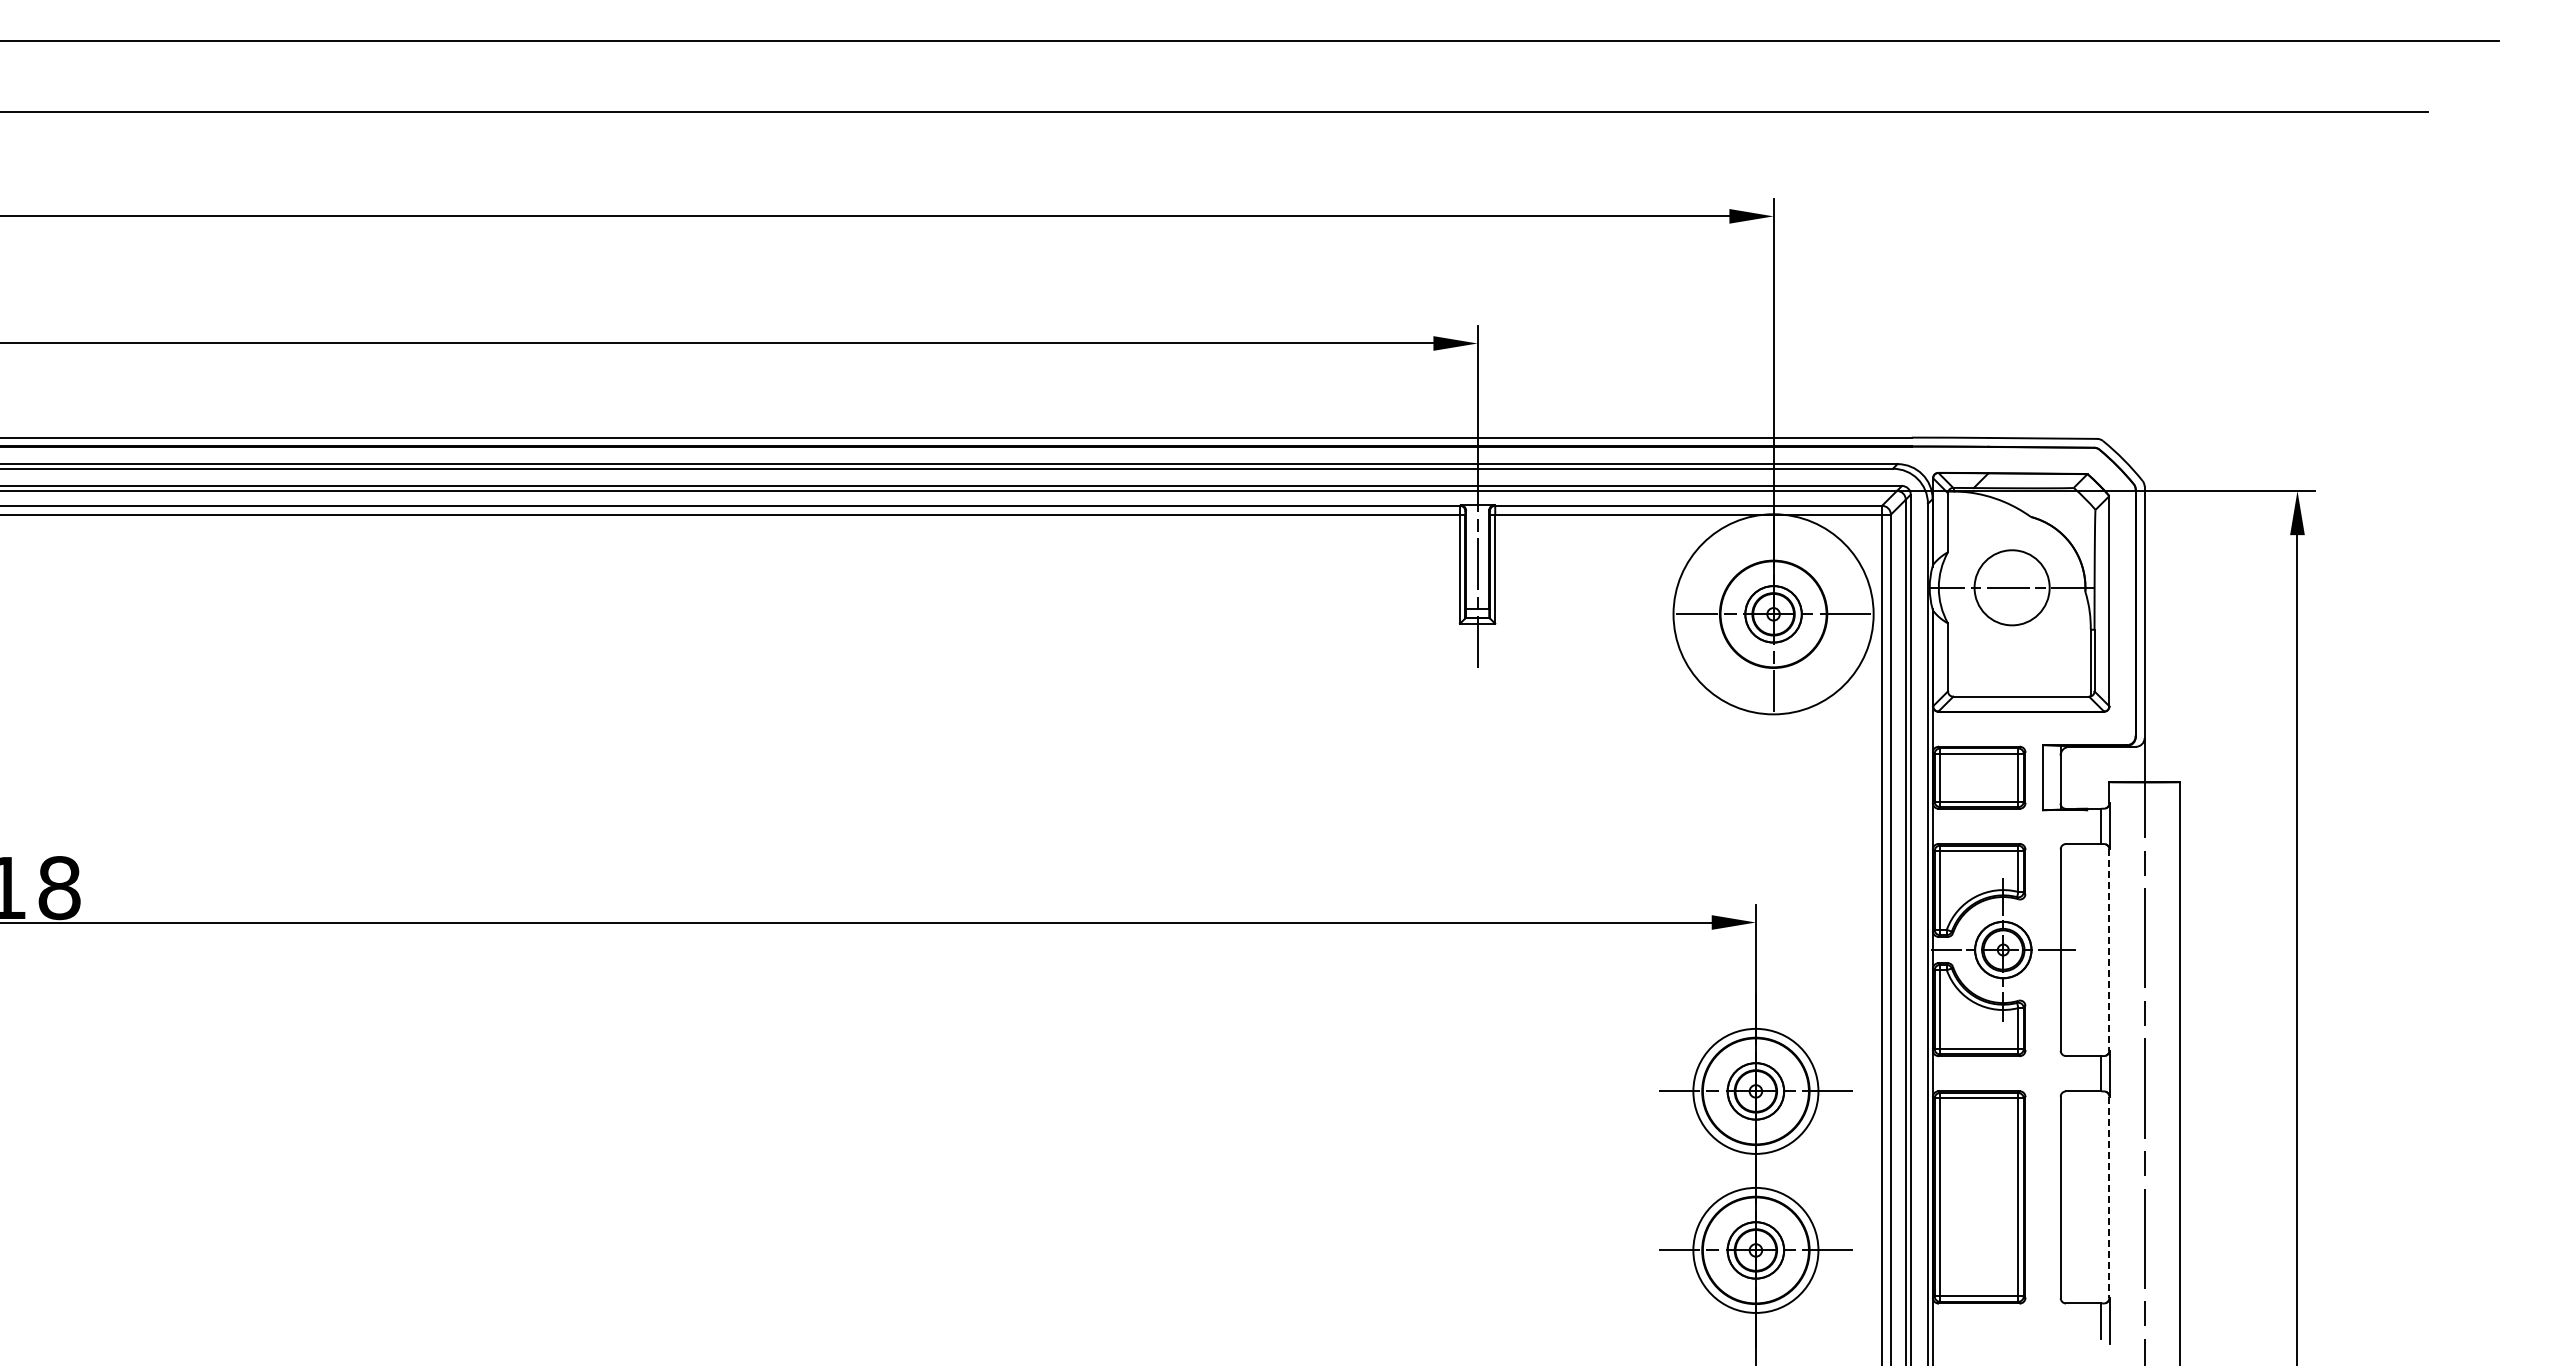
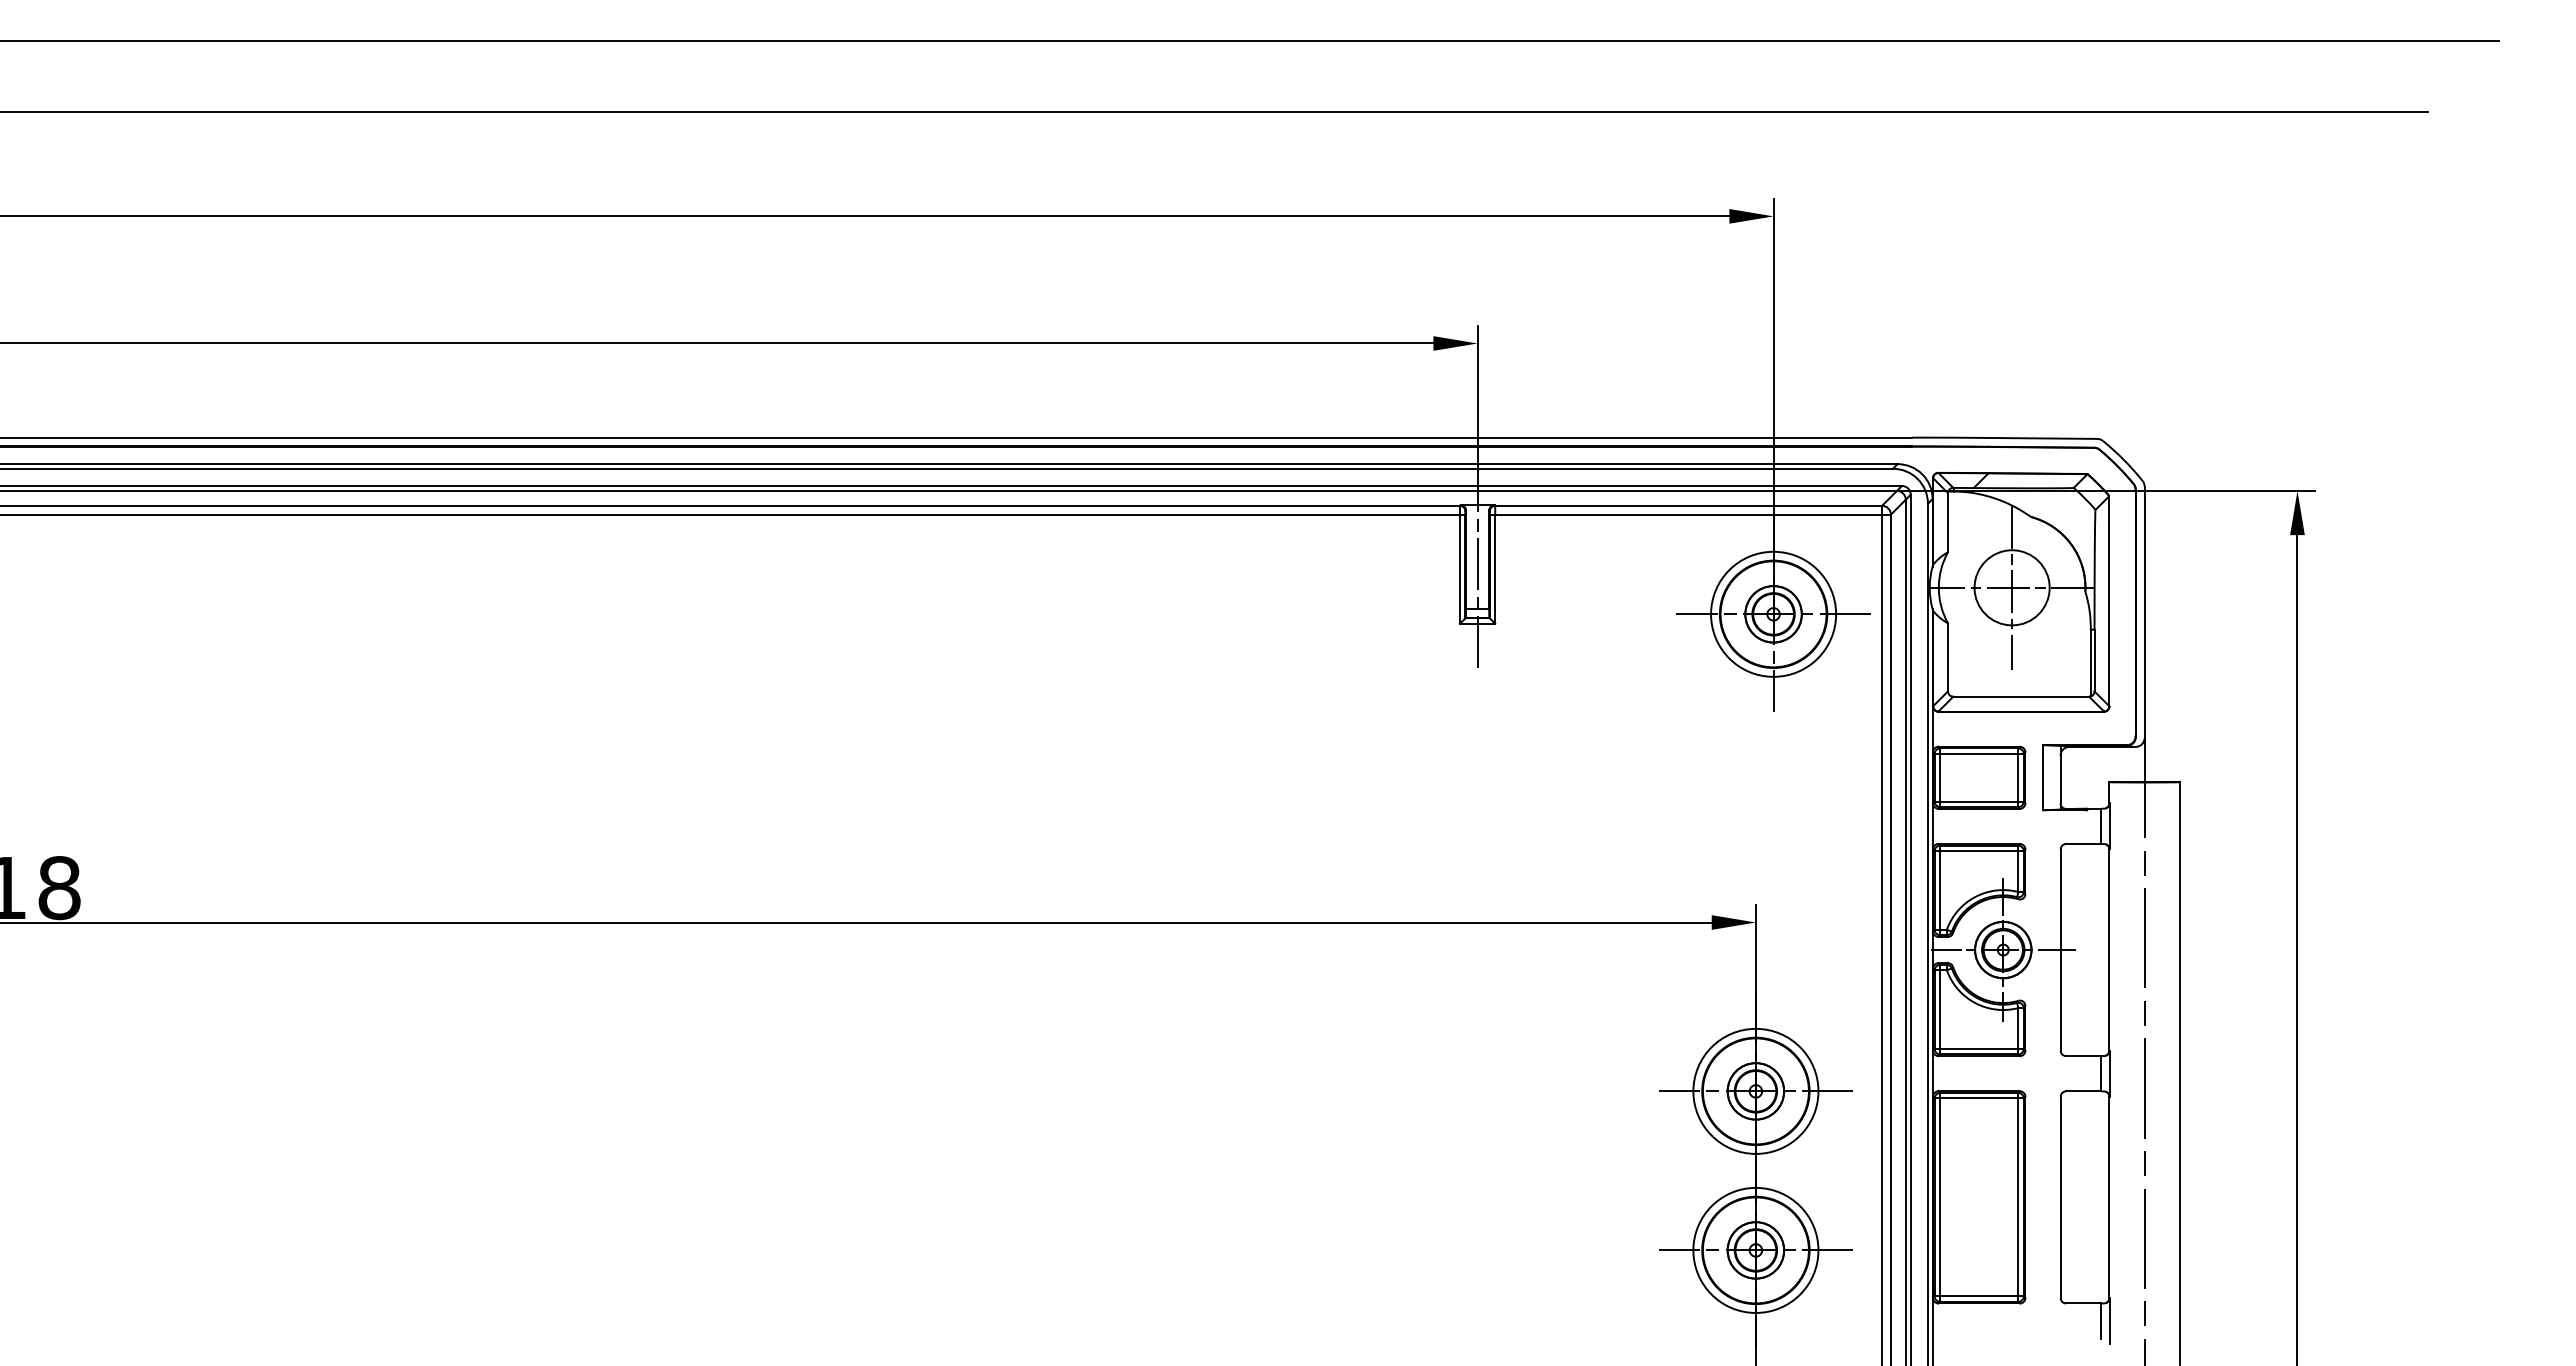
line: none -> present (2012, 587)
circle diameter: 200 px -> 125 px (1773, 613)
line: dashed -> solid (2109, 950)
line: dashed -> solid (2109, 1197)
